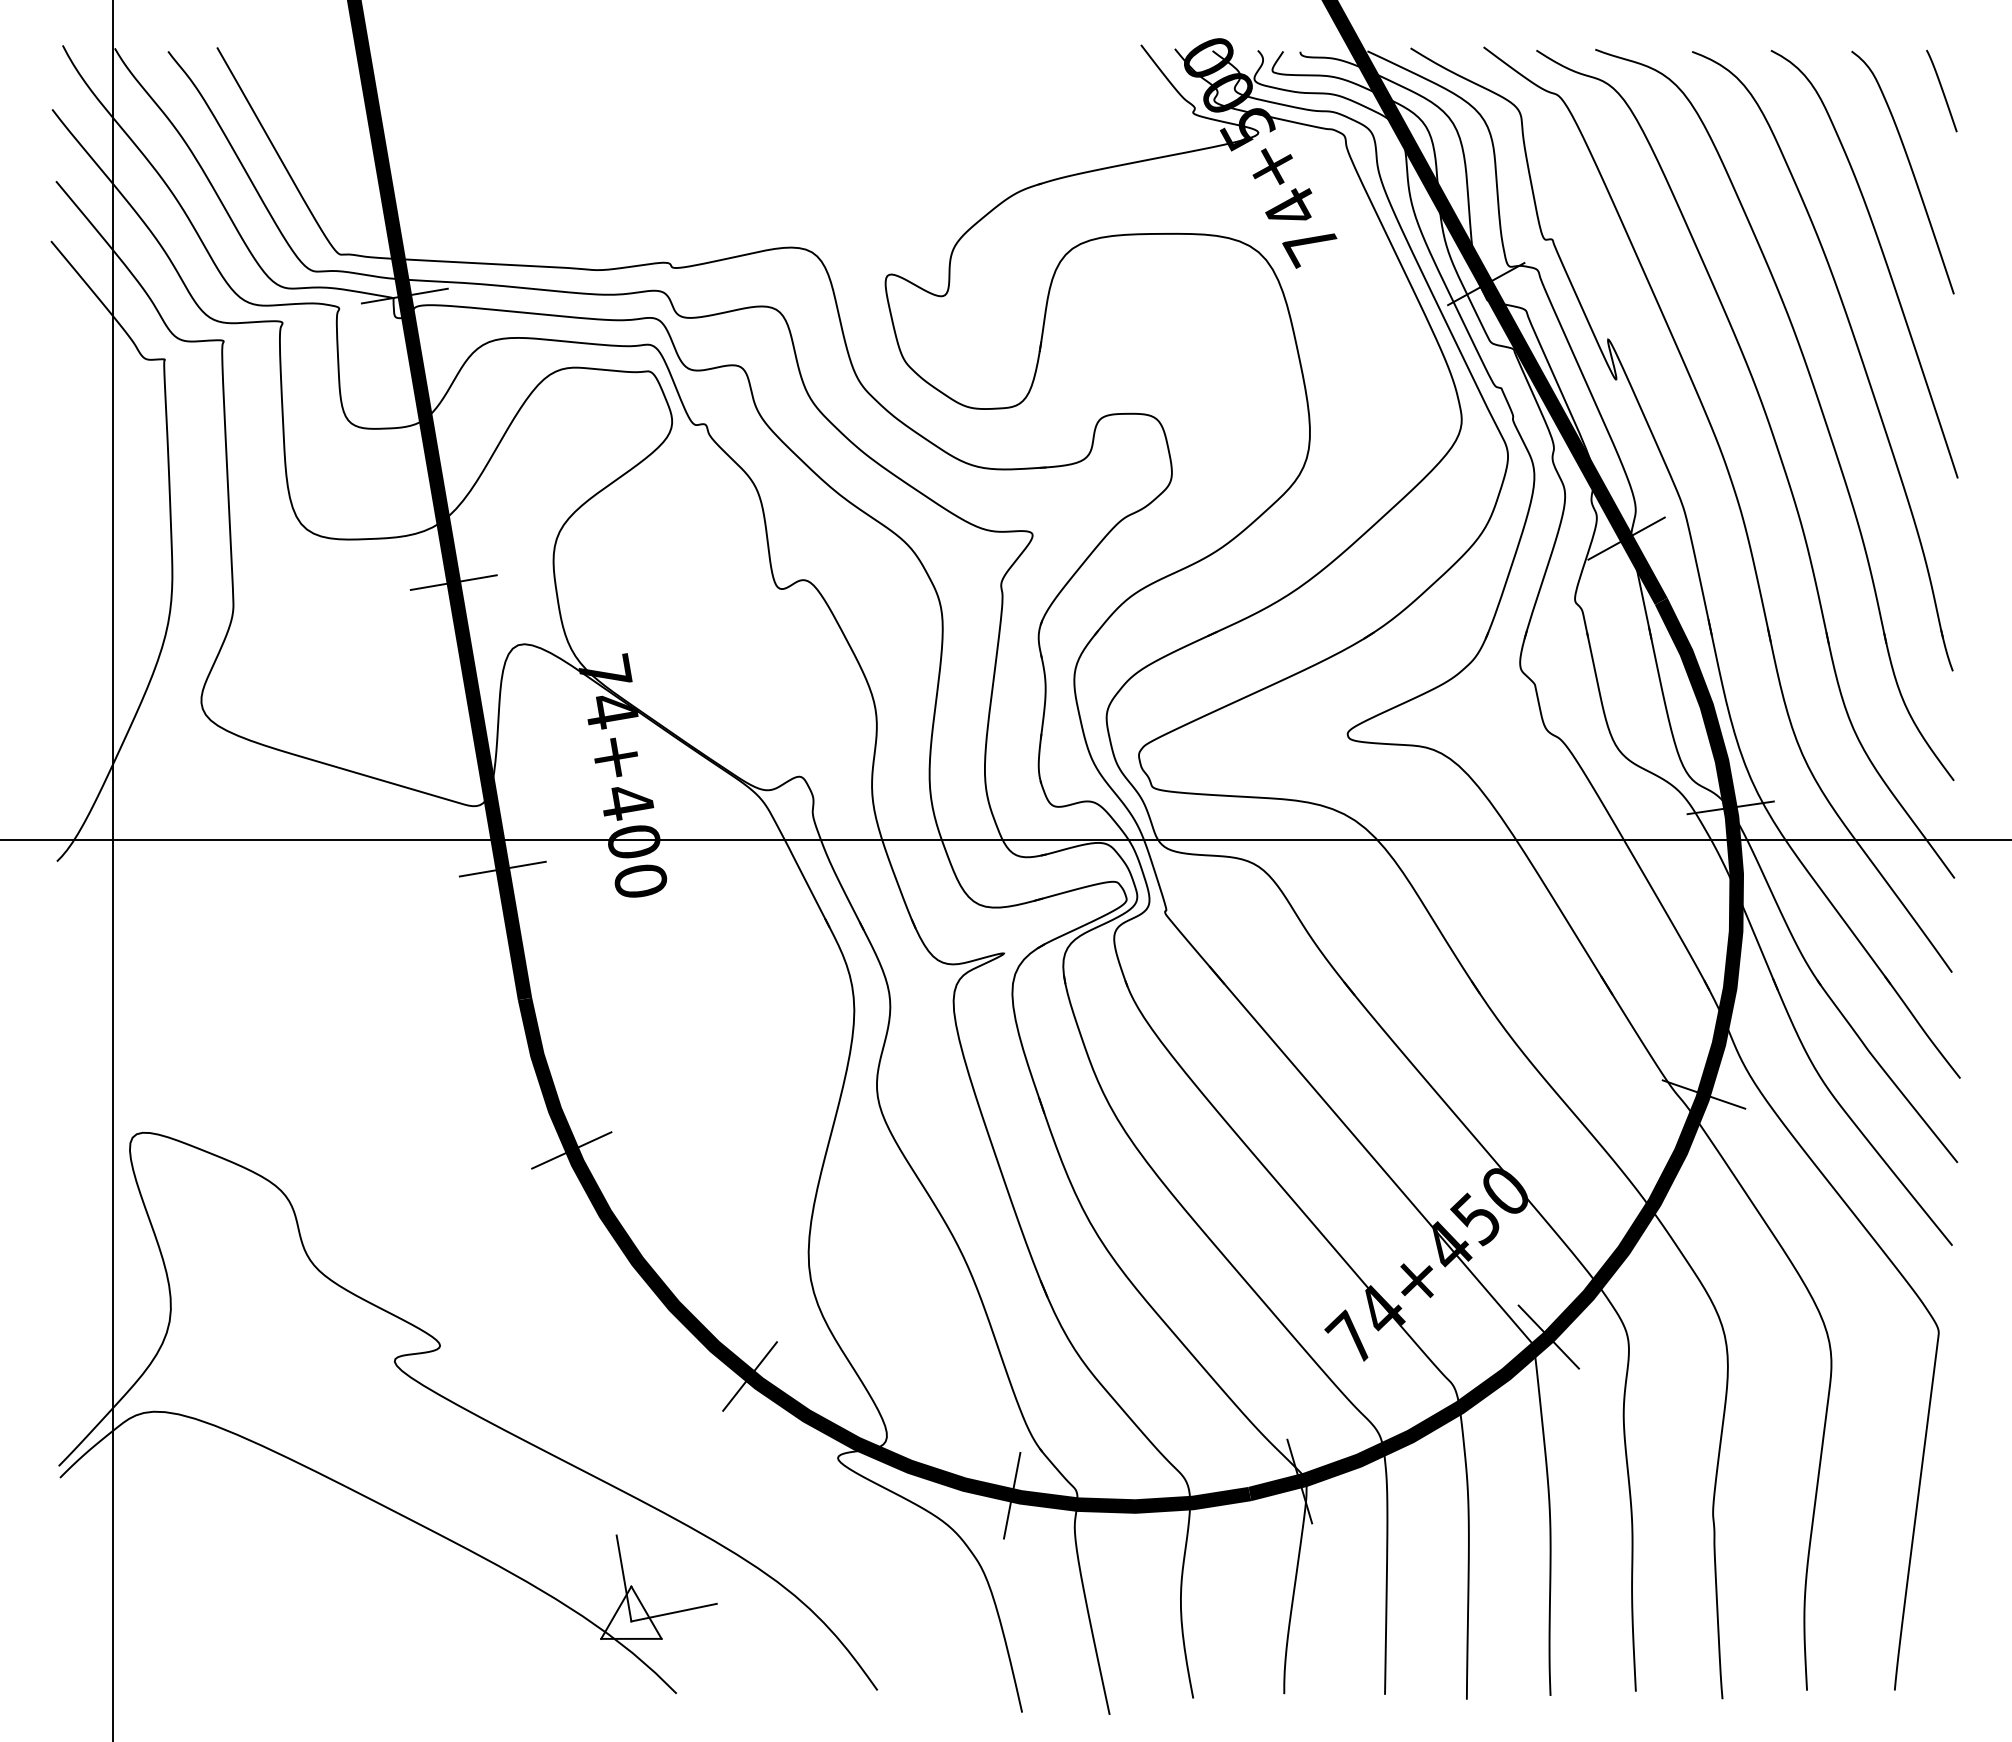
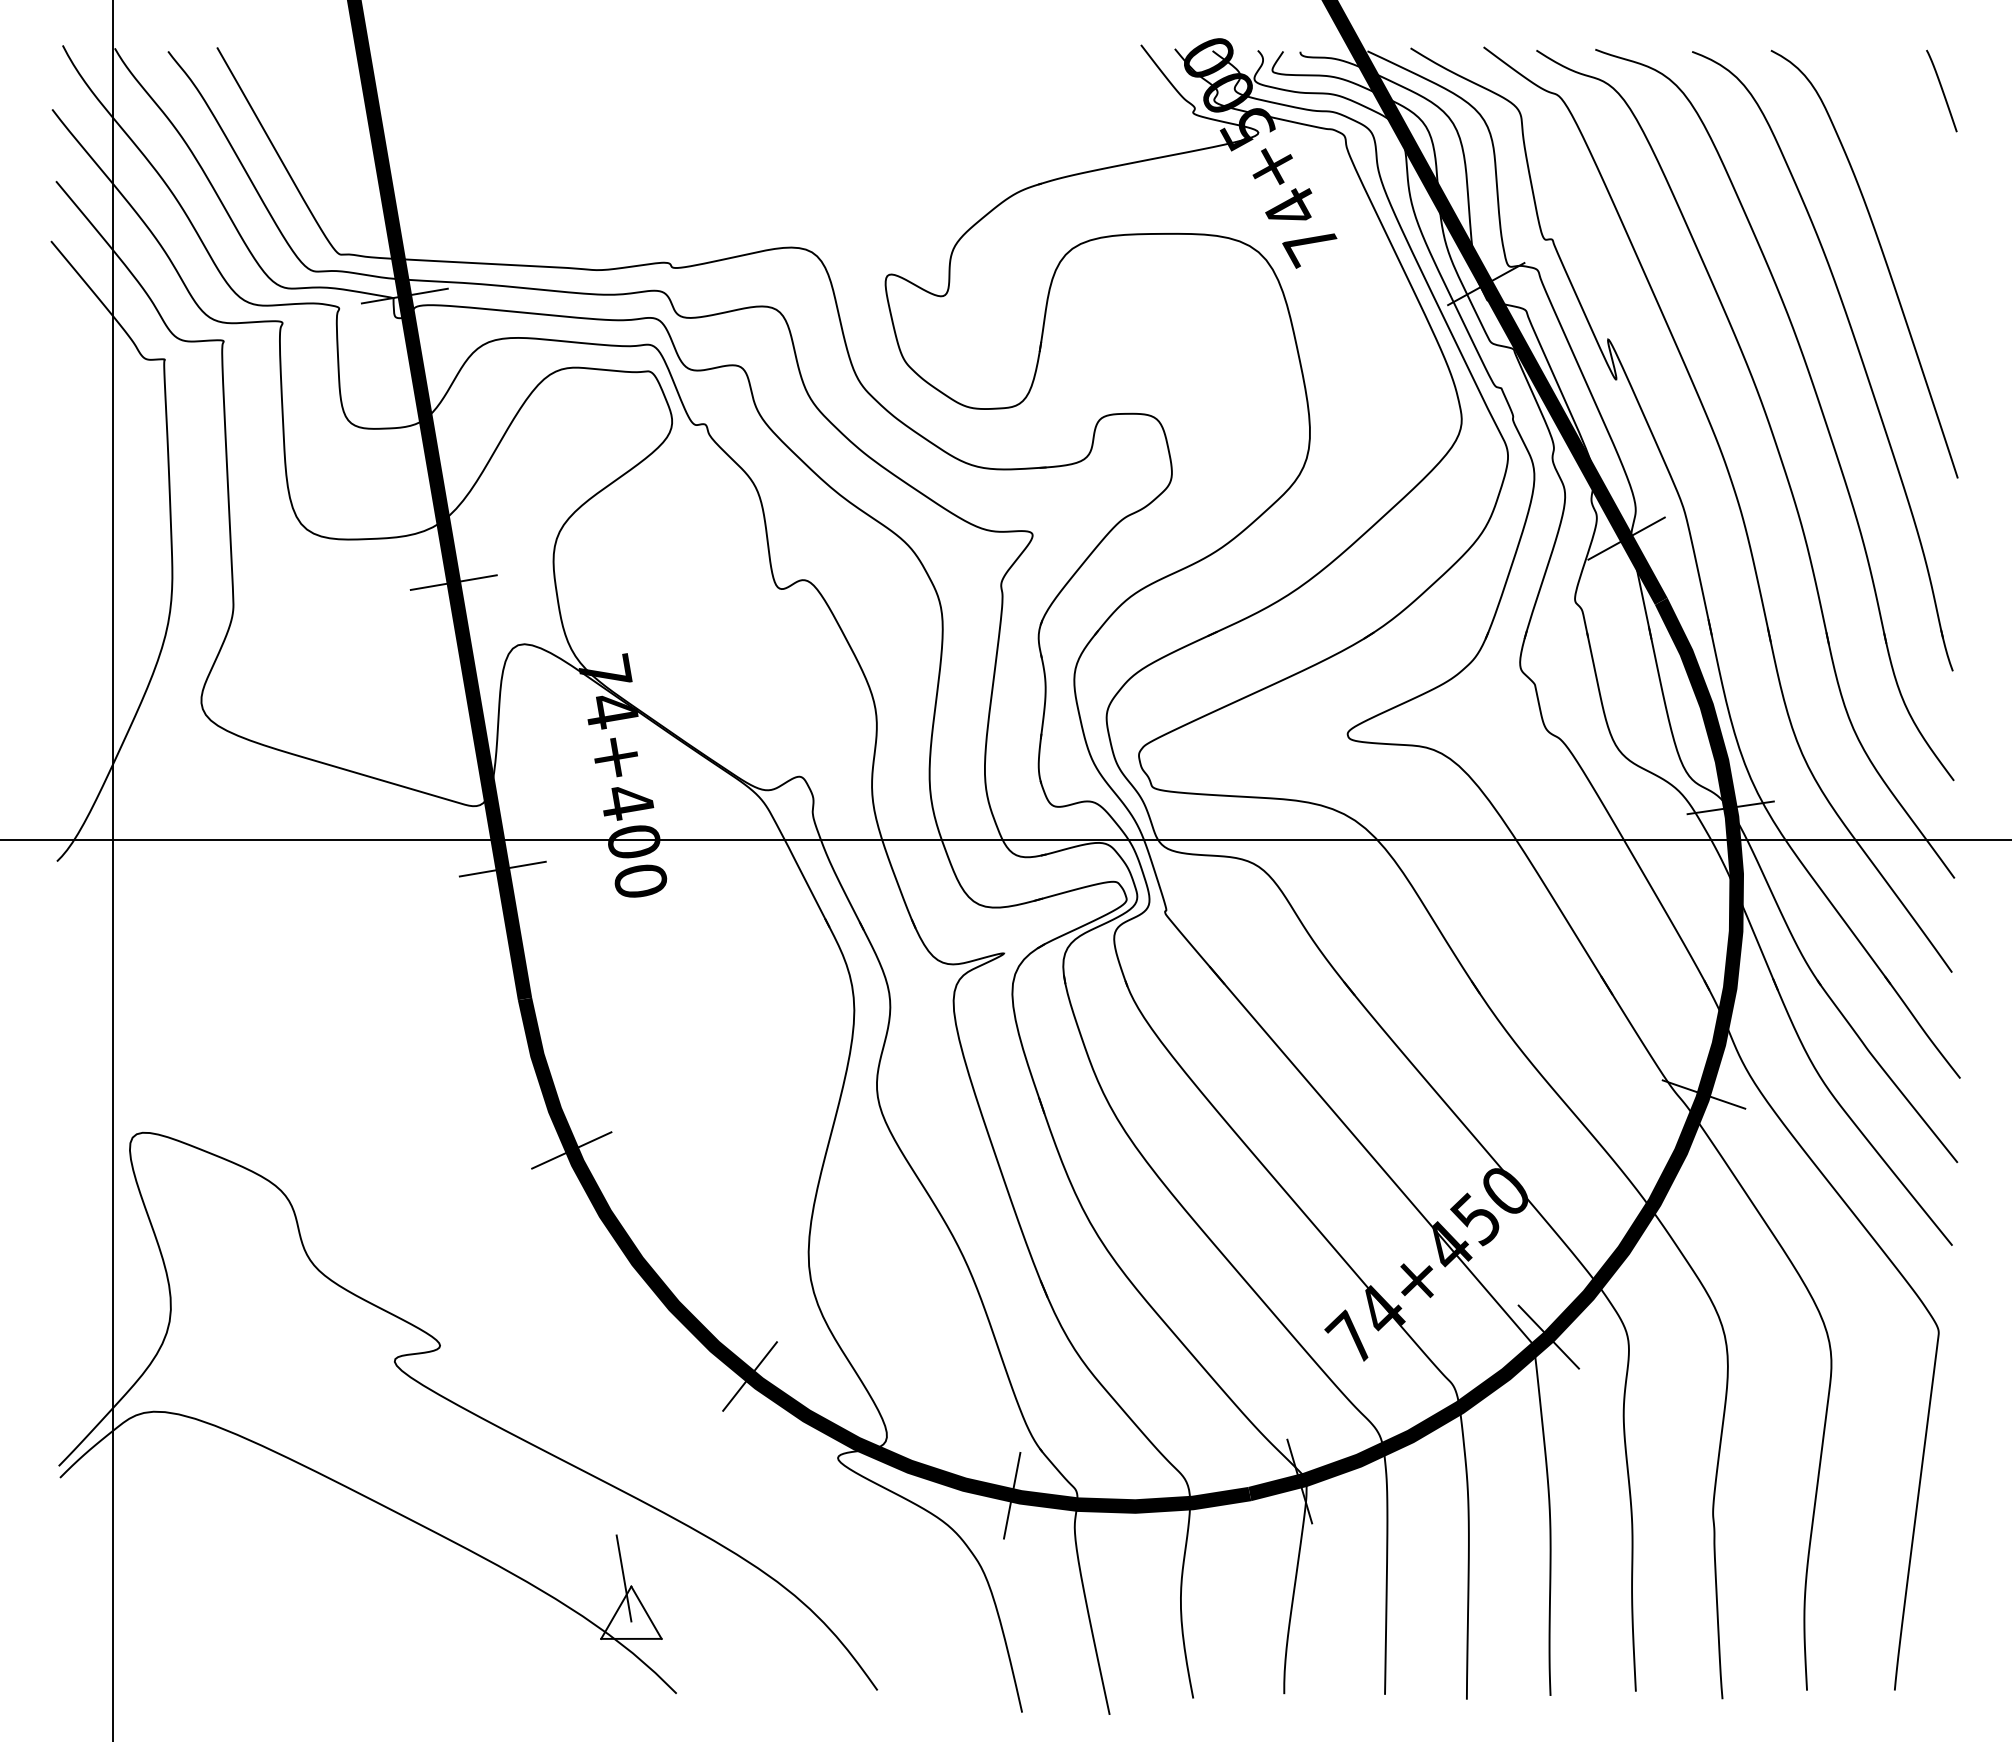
curve: present -> none (1910, 169)
line: present -> none (673, 1612)
